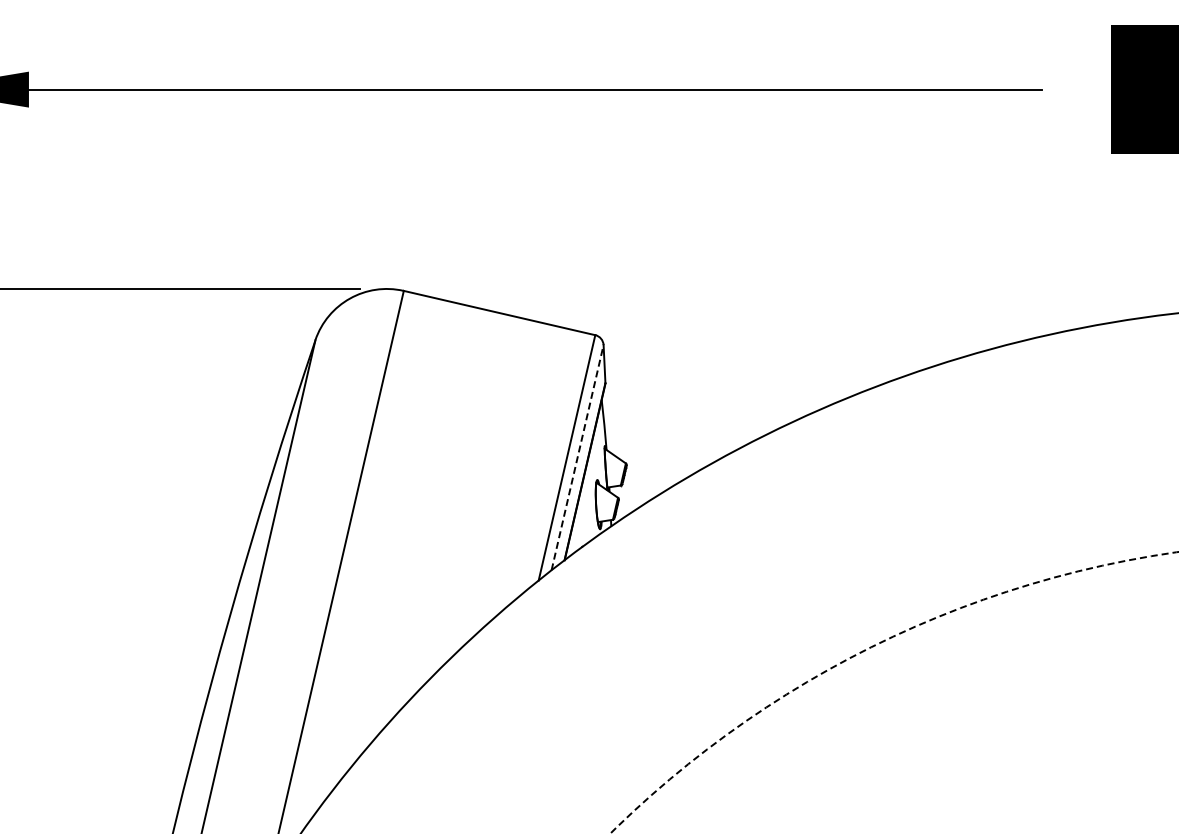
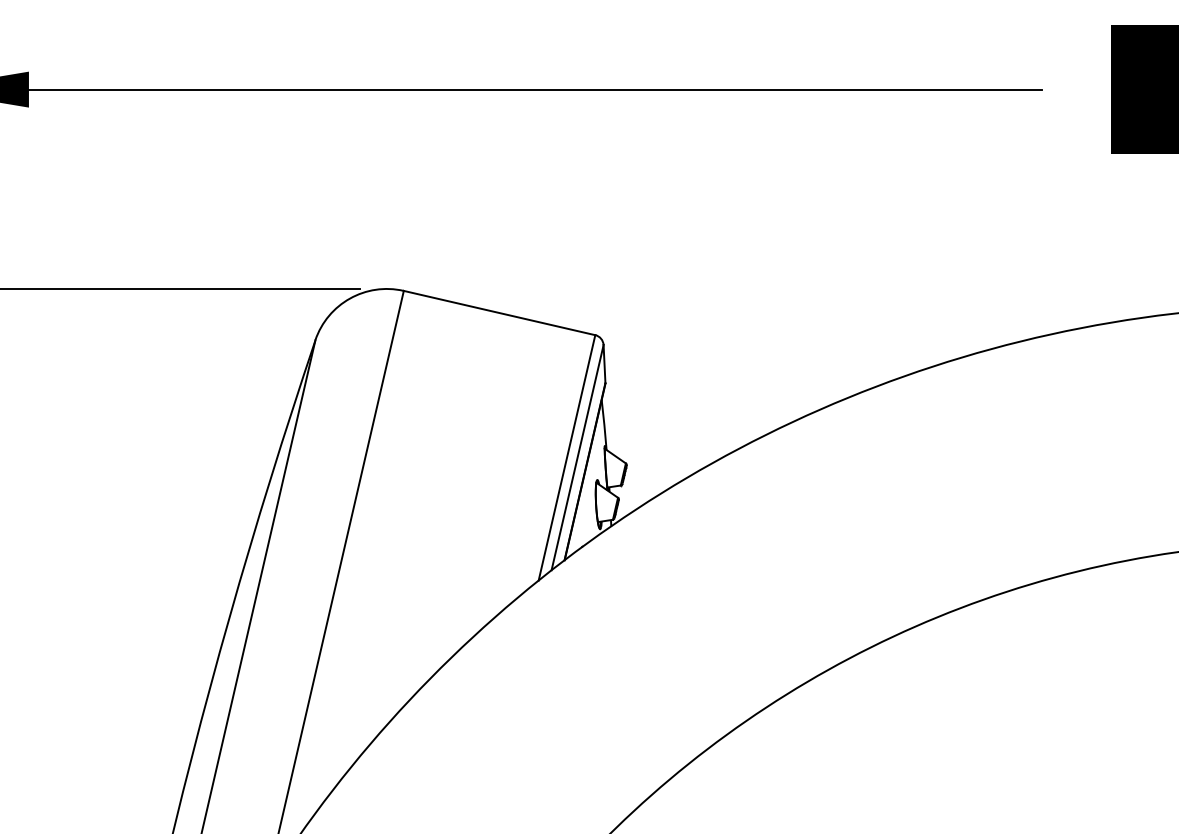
line: dashed -> solid (577, 457)
arc: dashed -> solid (869, 648)
